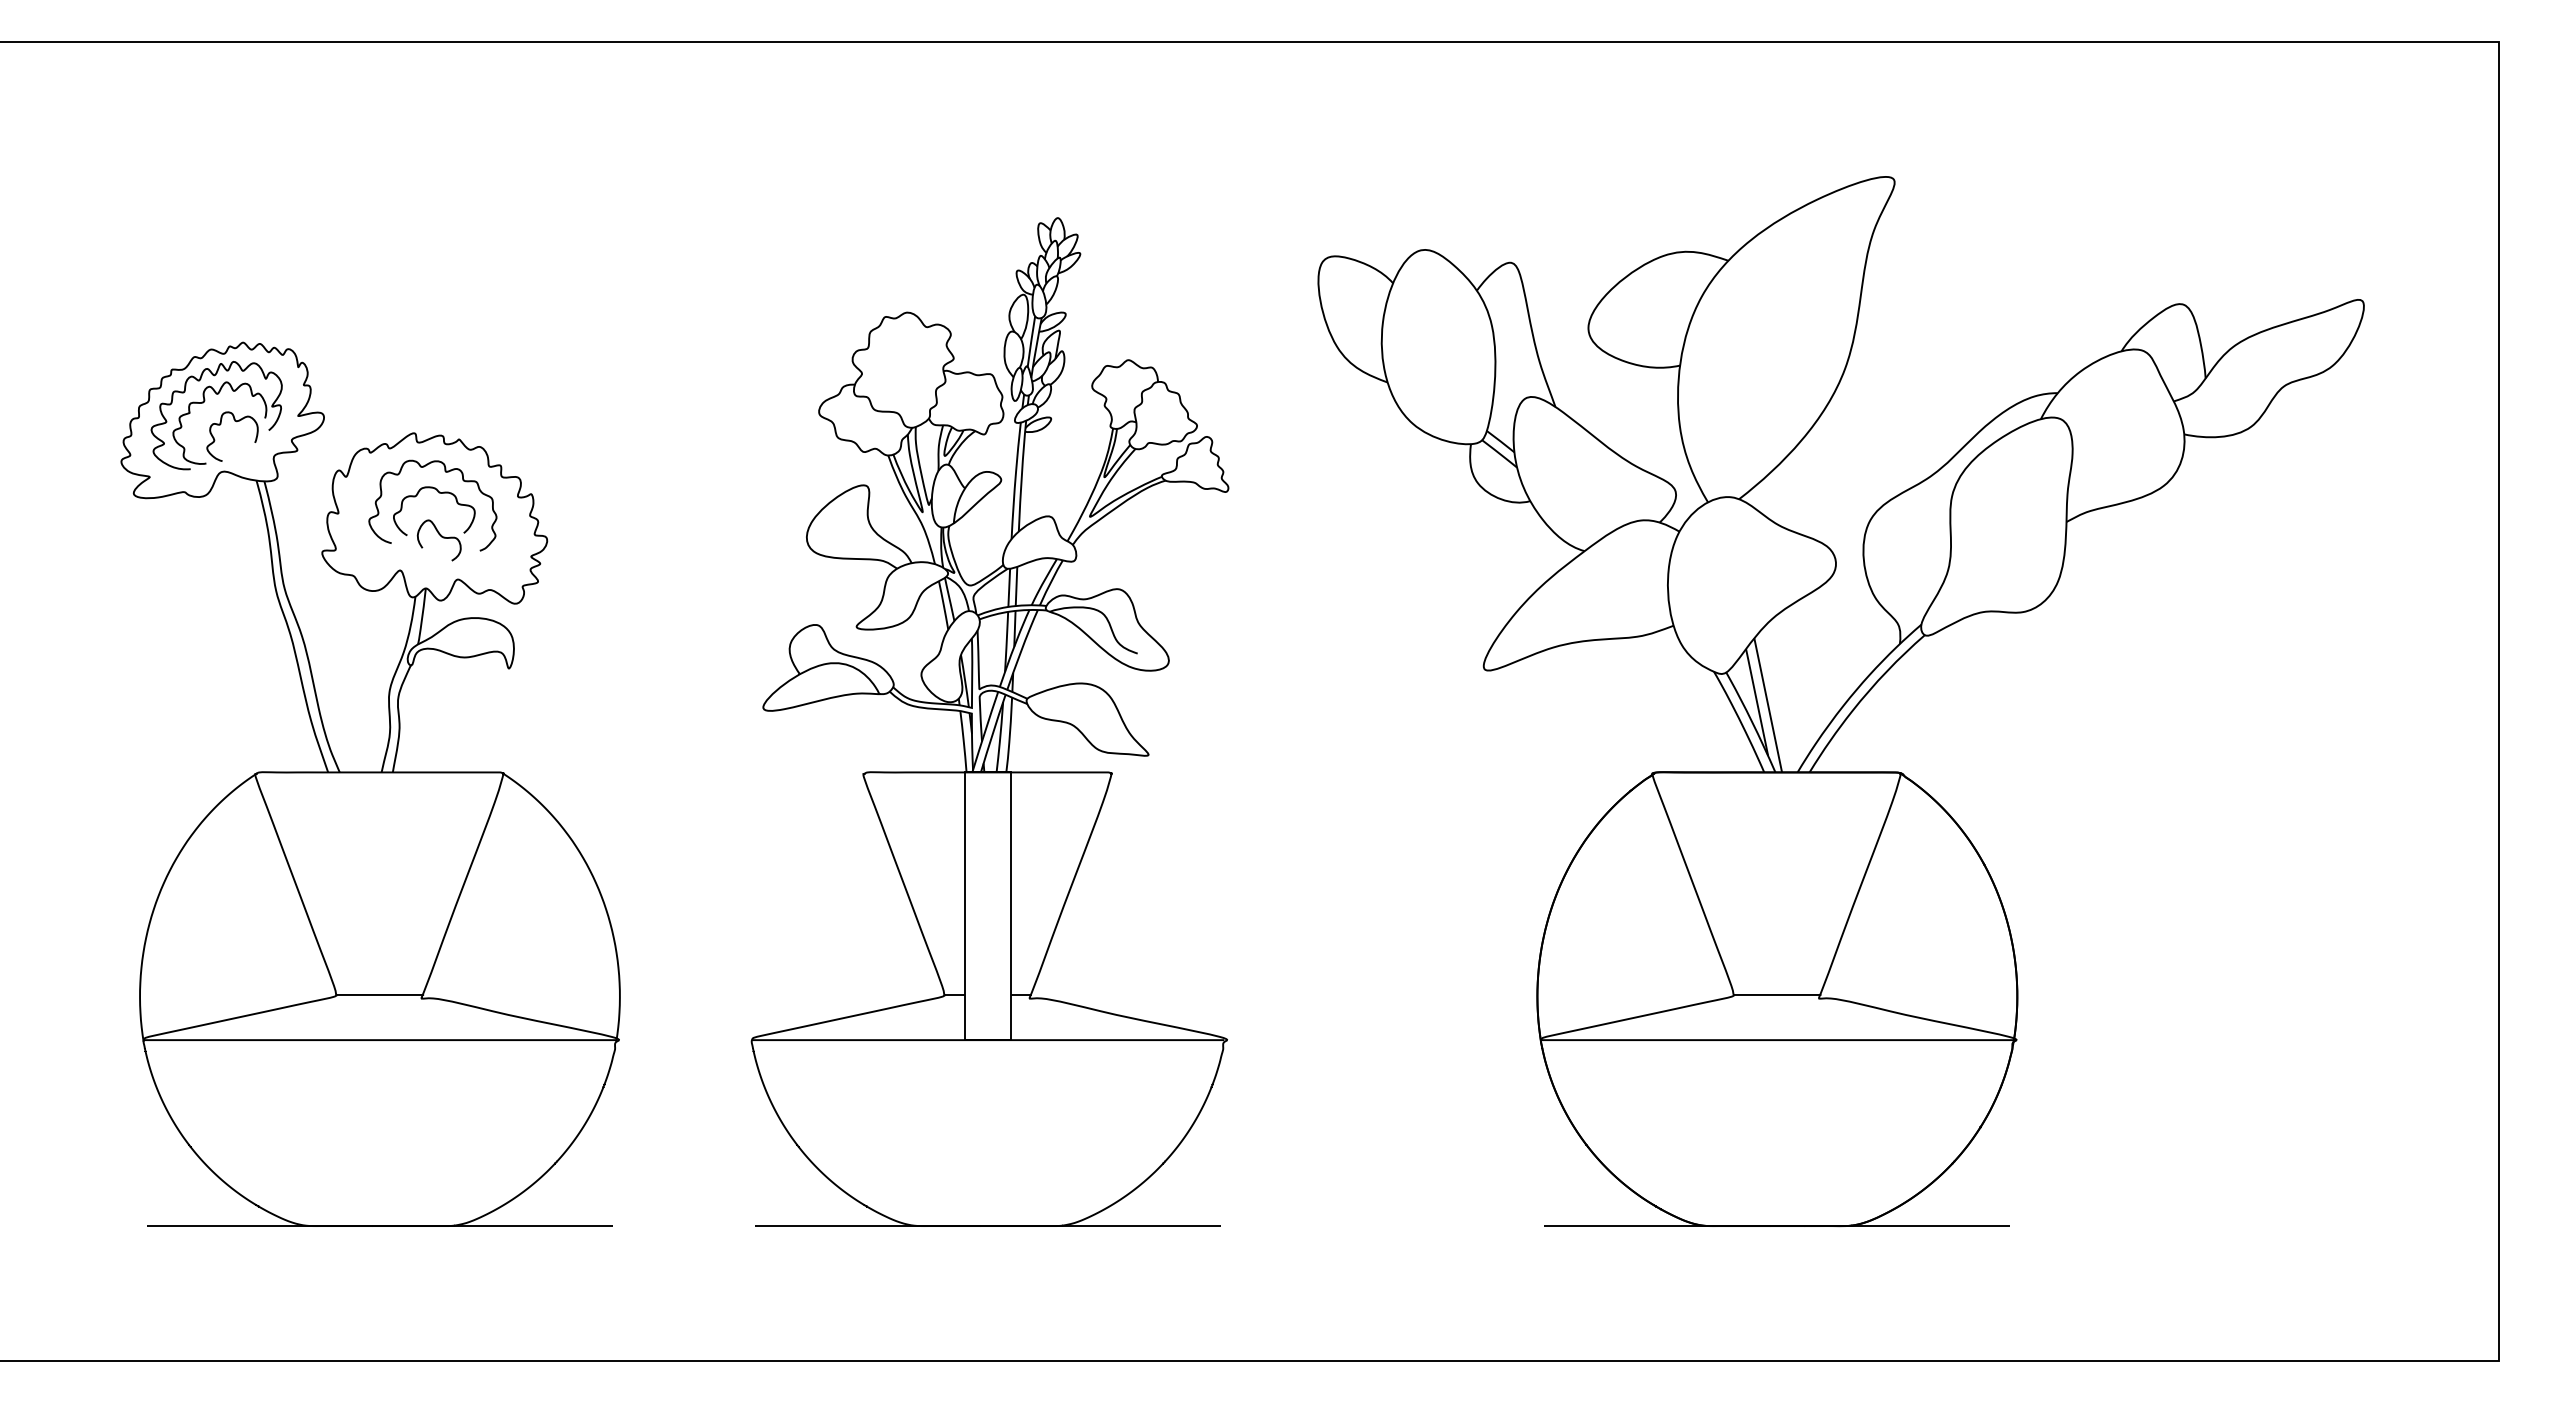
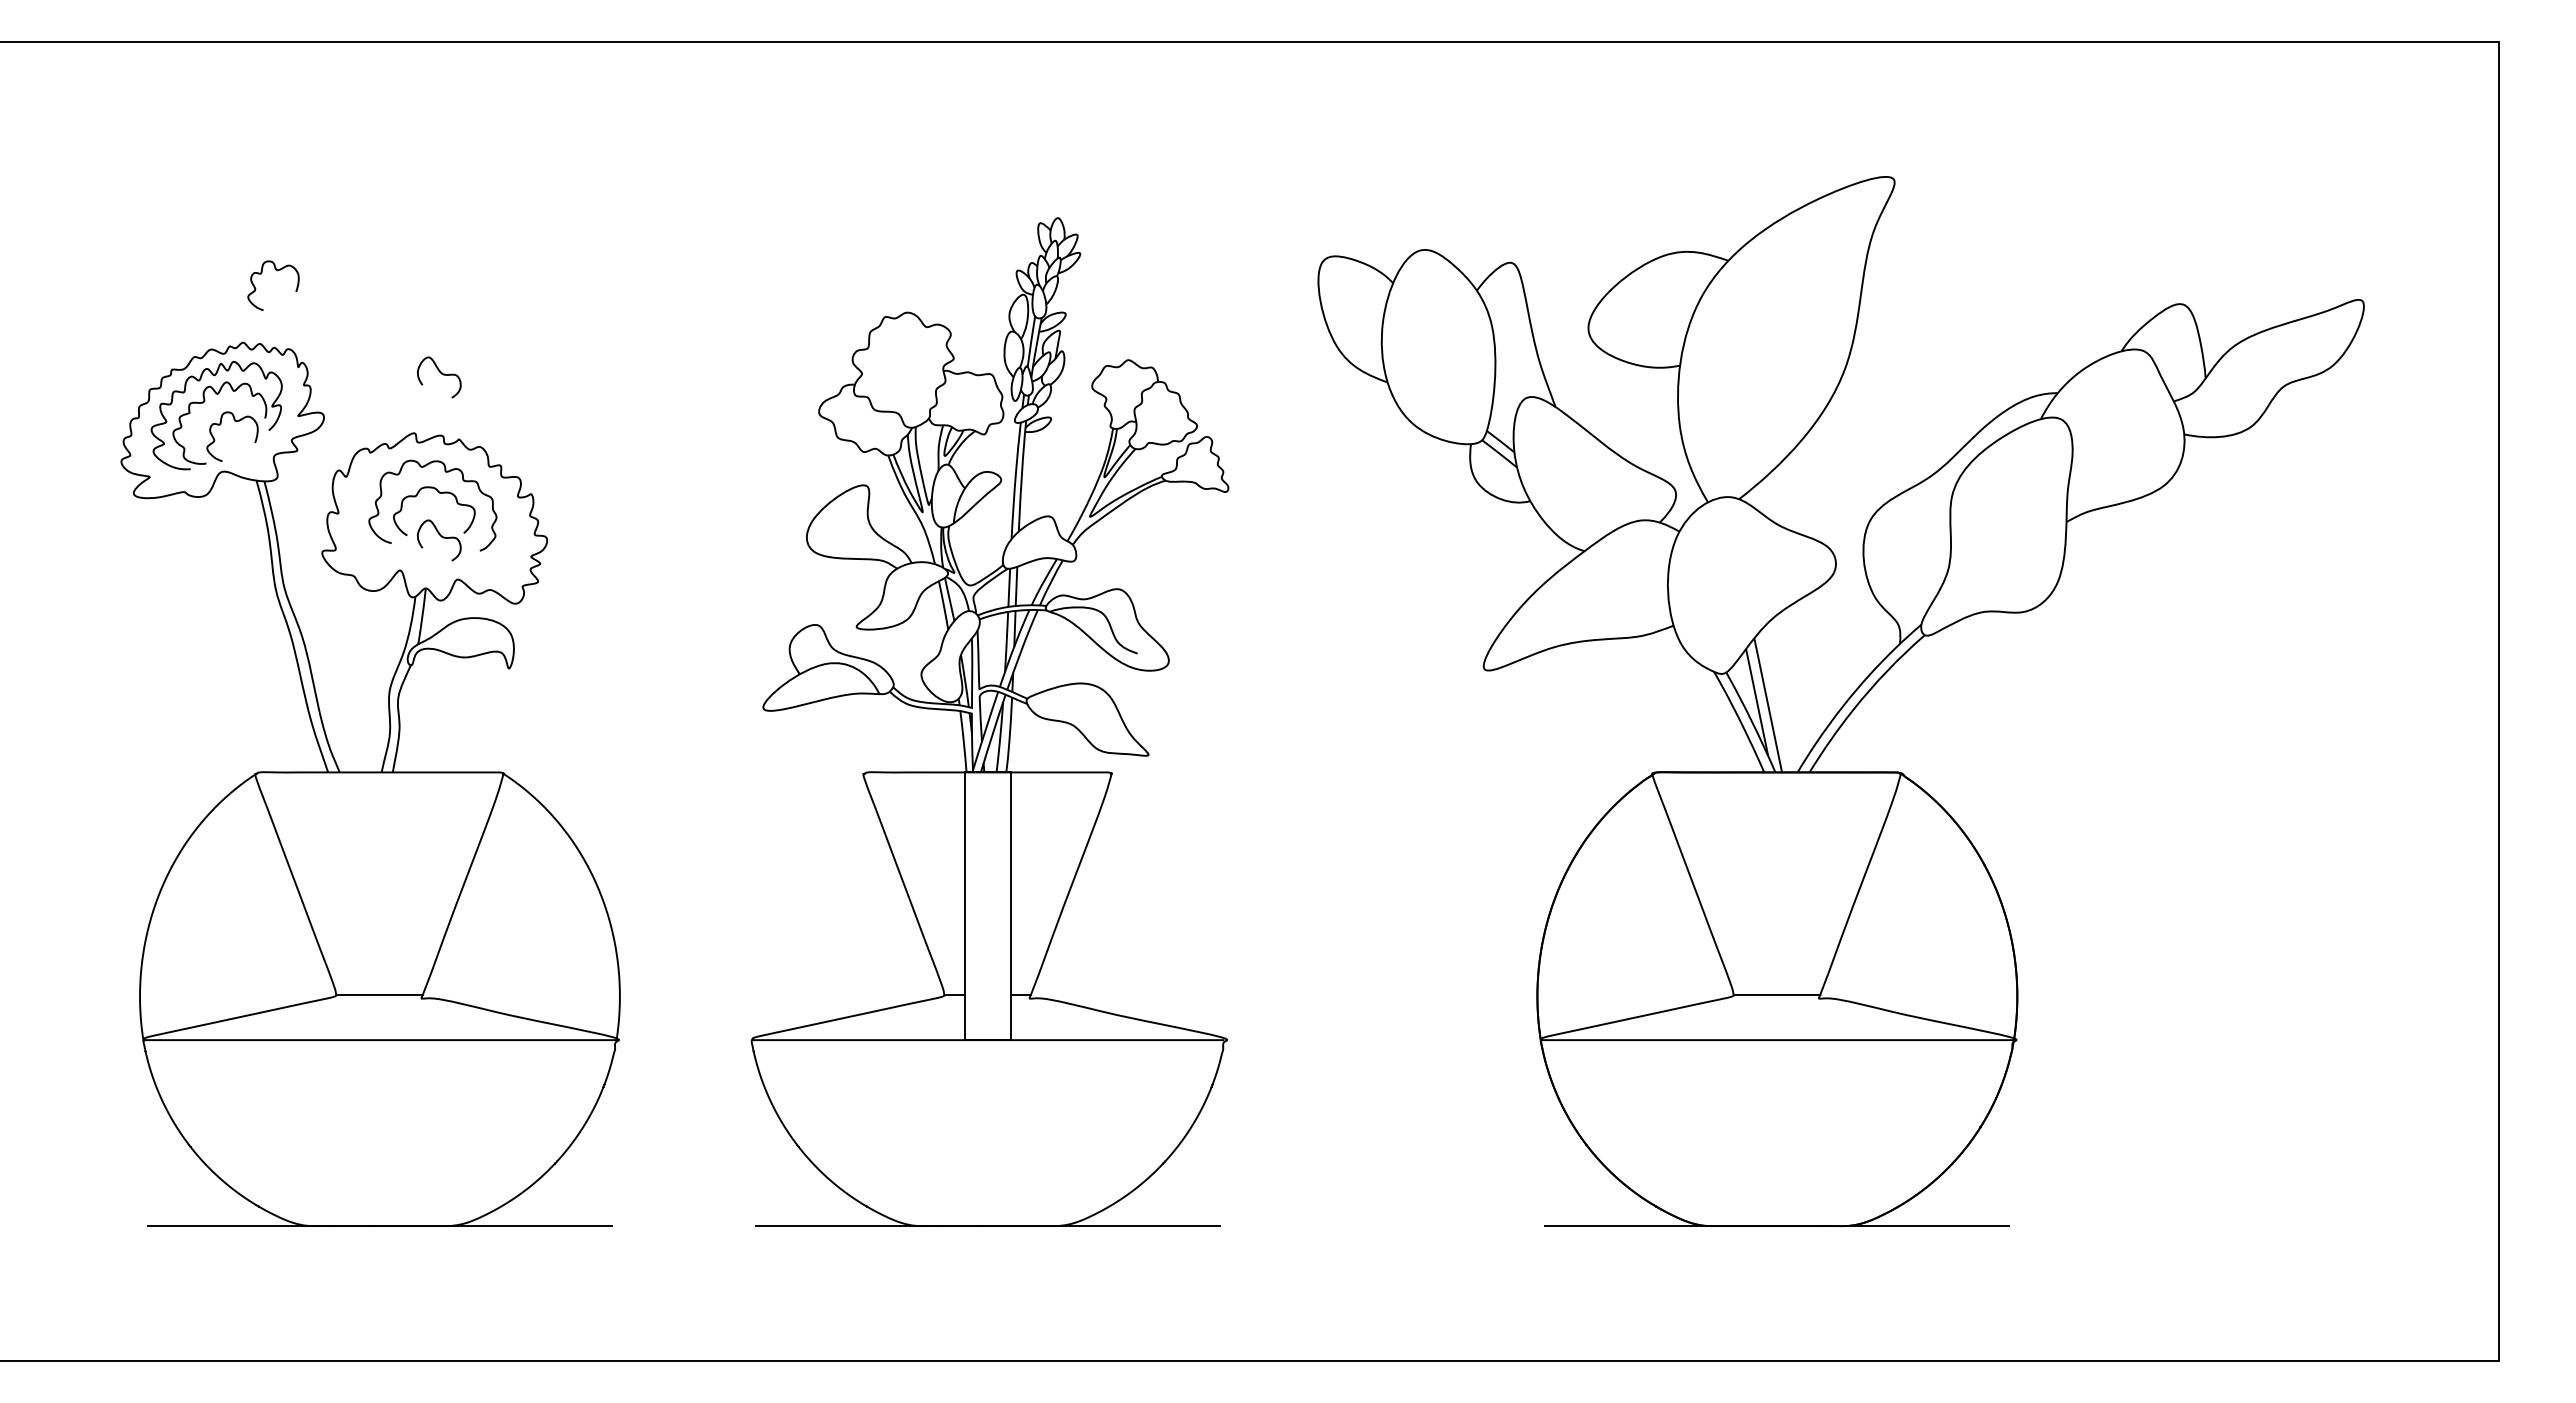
curve: none -> present (277, 271)
curve: none -> present (441, 374)
